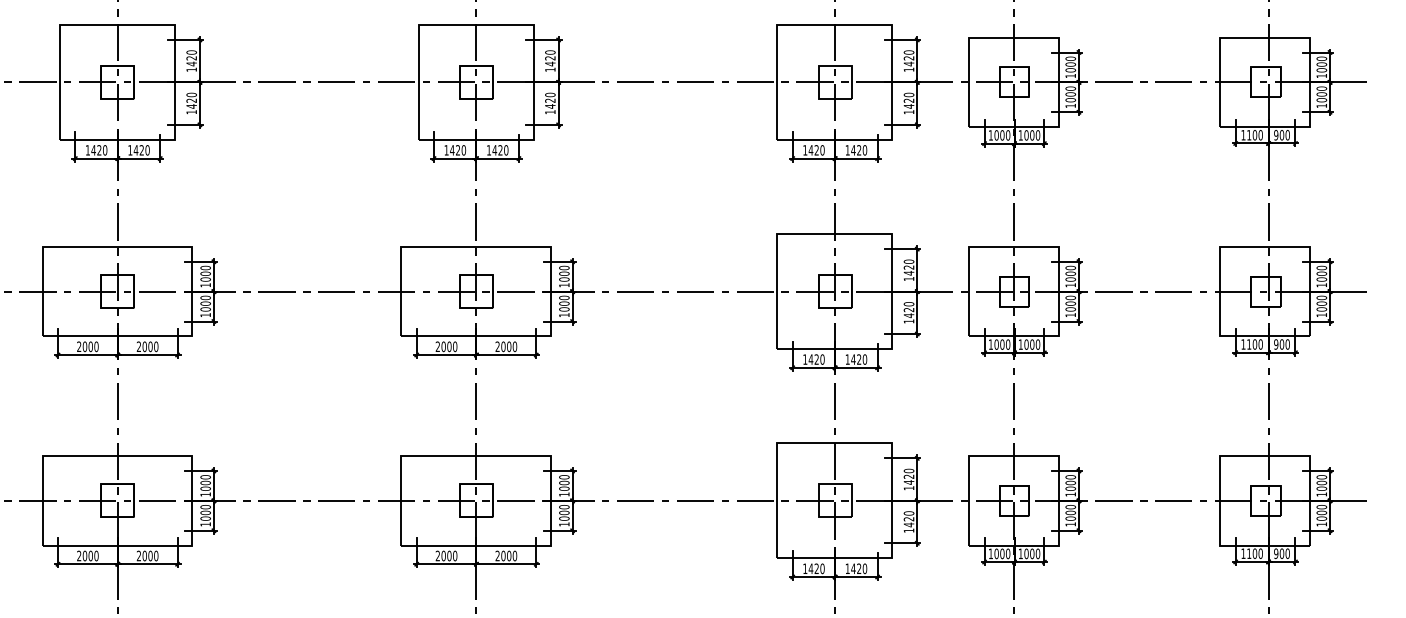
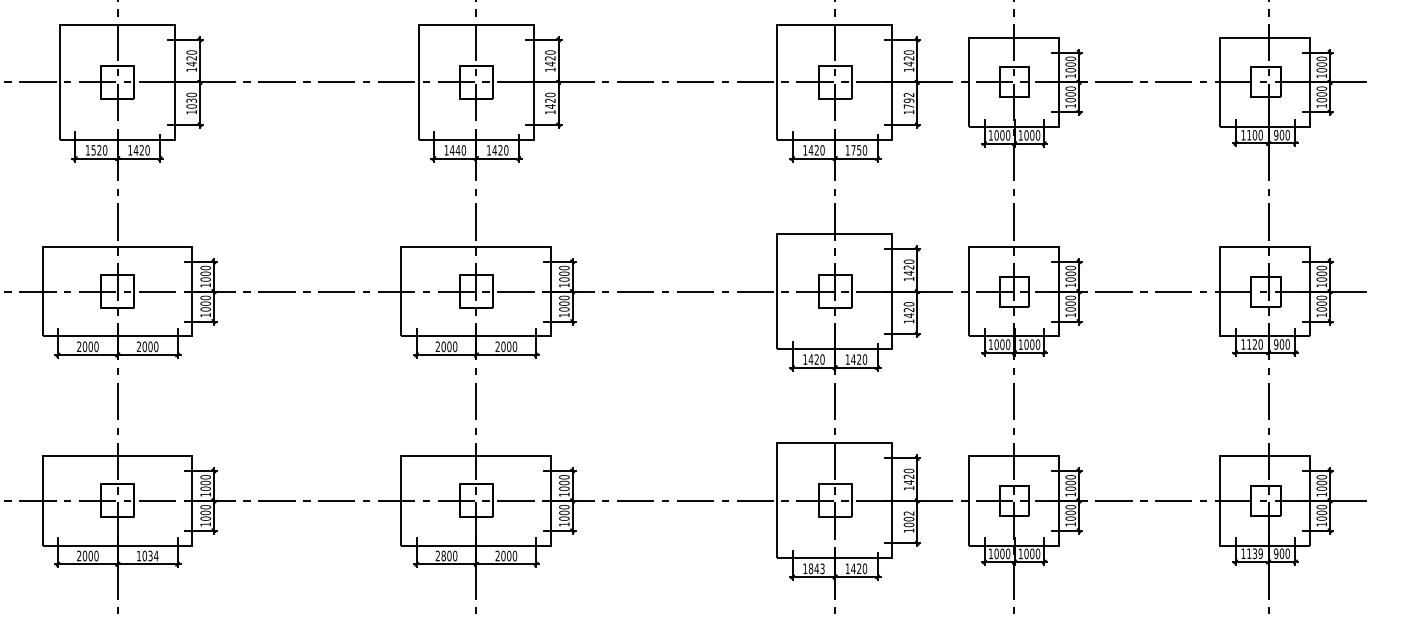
text: 1420 -> 1792 (908, 100)
text: 1420 -> 1030 (191, 103)
text: 1420 -> 1520 (93, 150)
text: 1420 -> 1440 (457, 150)
text: 1420 -> 1750 (856, 150)
text: 1100 -> 1120 (1254, 344)
text: 1420 -> 1002 (908, 519)
text: 1100 -> 1139 (1257, 553)
text: 2000 -> 1034 (147, 555)
text: 2000 -> 2800 (443, 555)
text: 1420 -> 1843 (816, 568)
